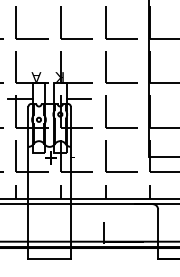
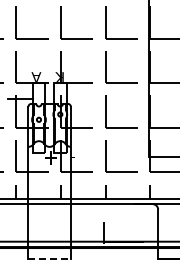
line: present -> none (78, 99)
line: solid -> dashed (50, 259)
